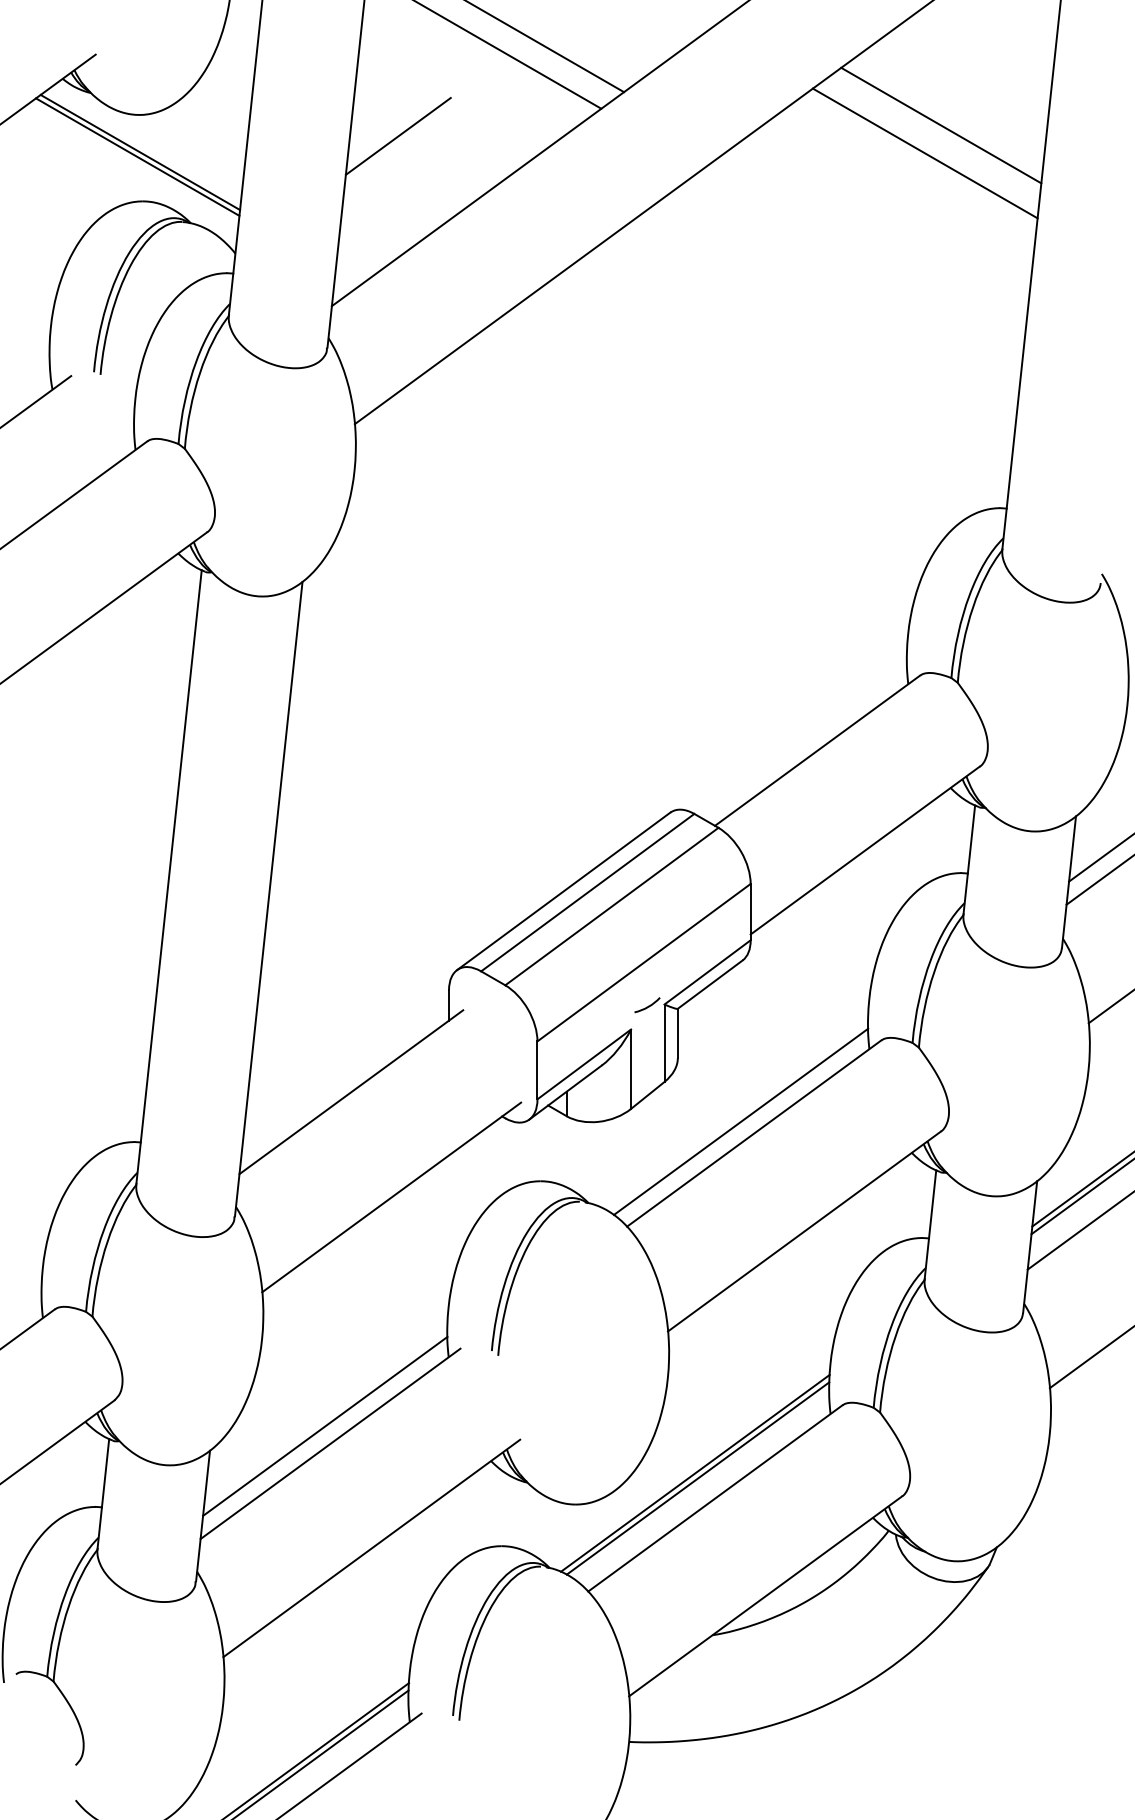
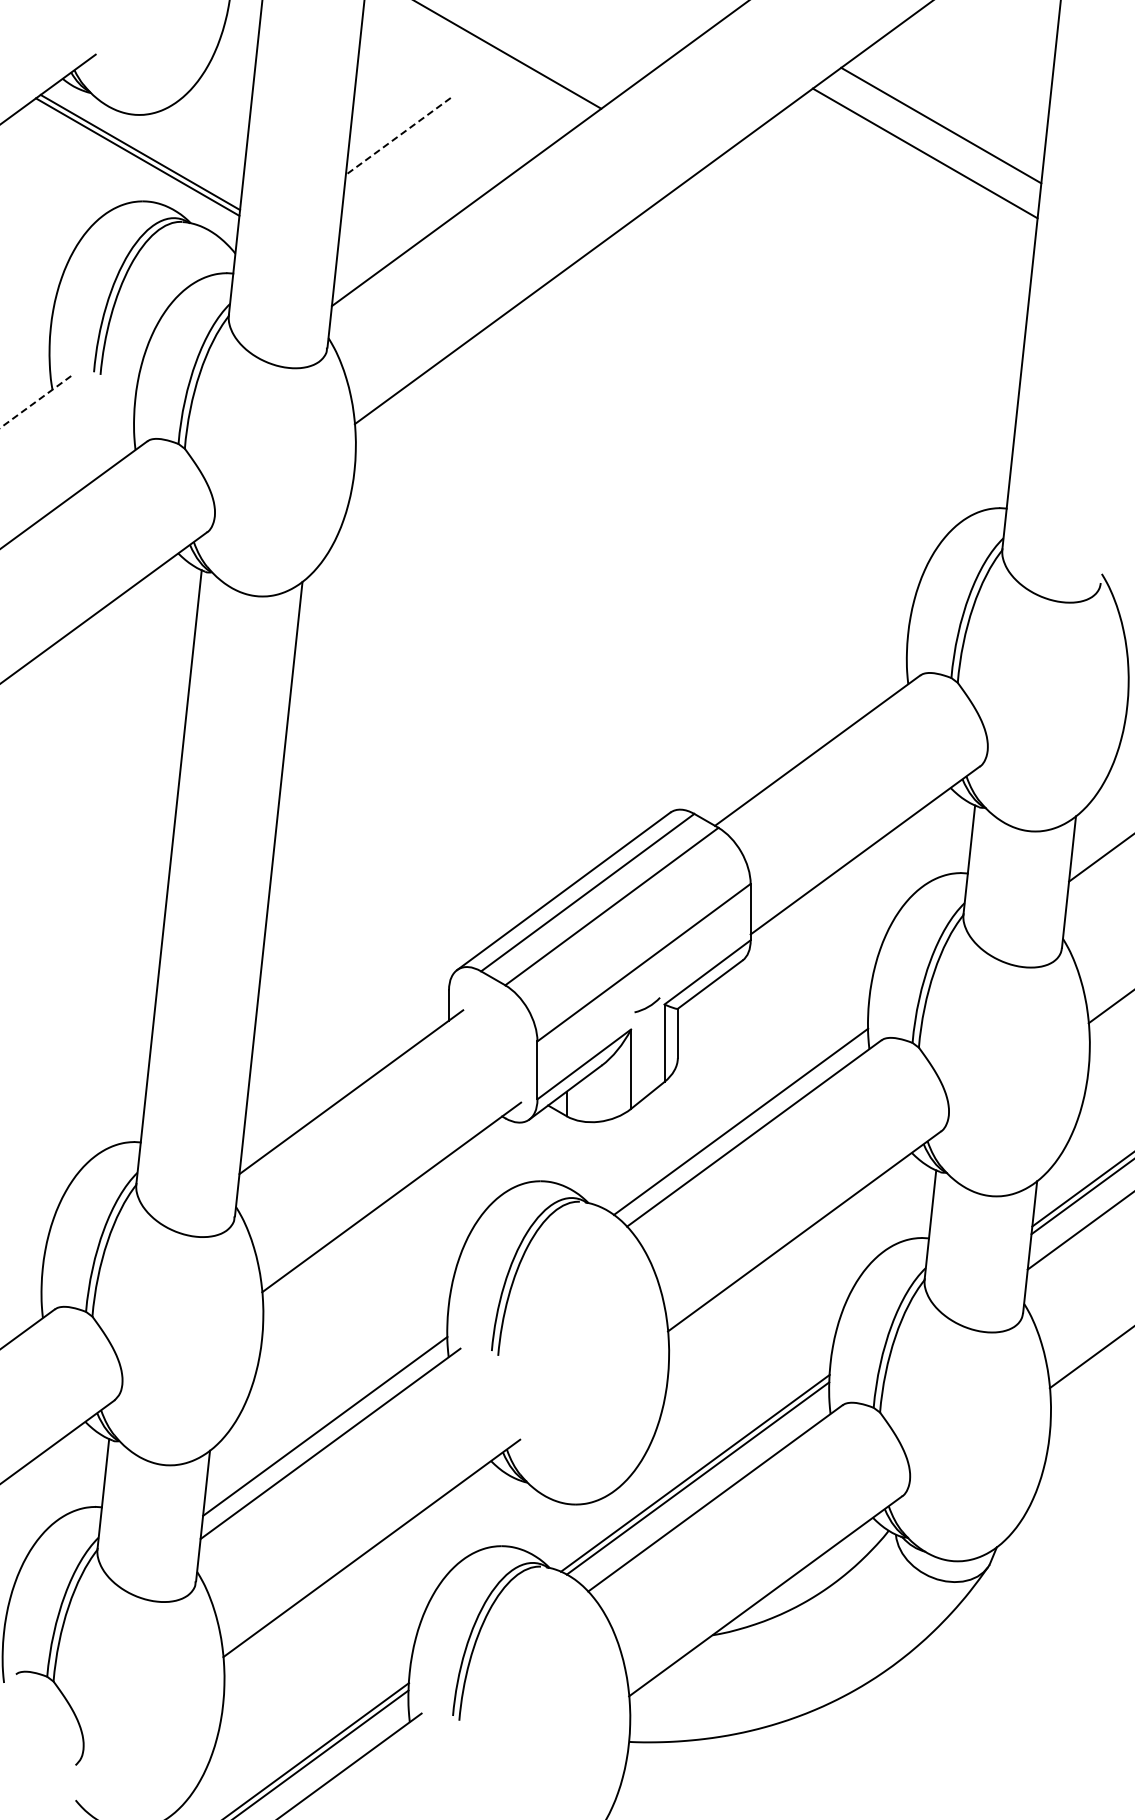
line: present -> none (546, 47)
line: solid -> dashed (397, 136)
line: solid -> dashed (35, 402)
line: present -> none (1098, 880)
